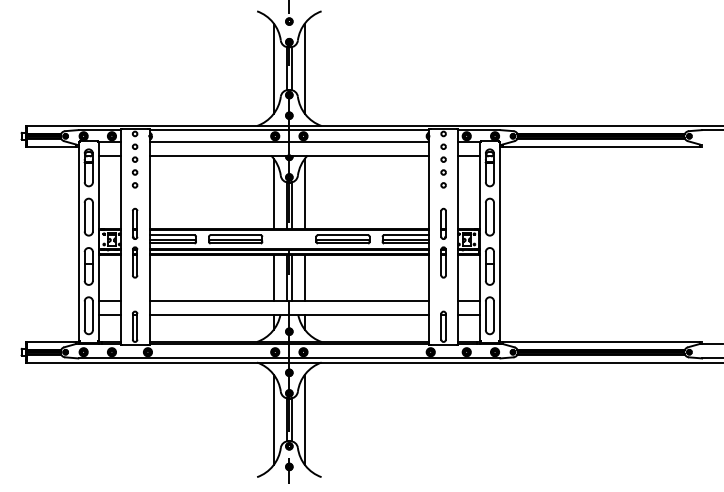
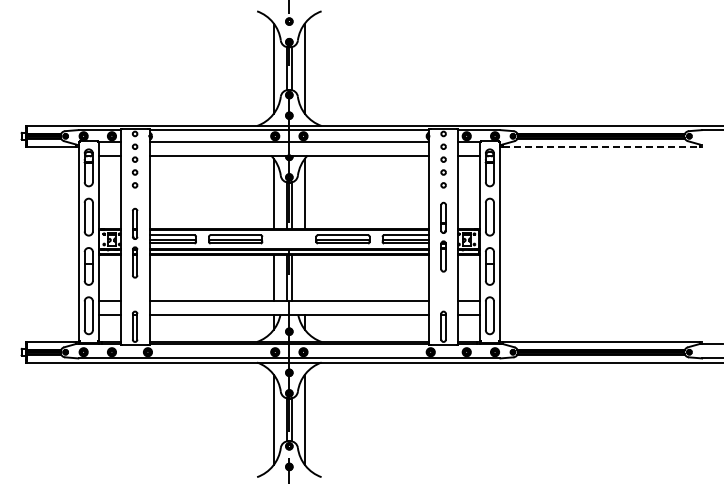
line: solid -> dashed (601, 146)
part position: (443, 242) -> (443, 236) (443, 236)
line: present -> none (304, 277)
